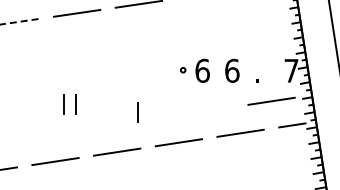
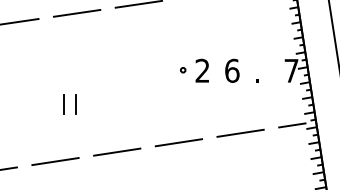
line: dashed -> solid (18, 21)
text: 6 -> 2 (202, 70)
line: present -> none (271, 100)
line: present -> none (137, 112)
